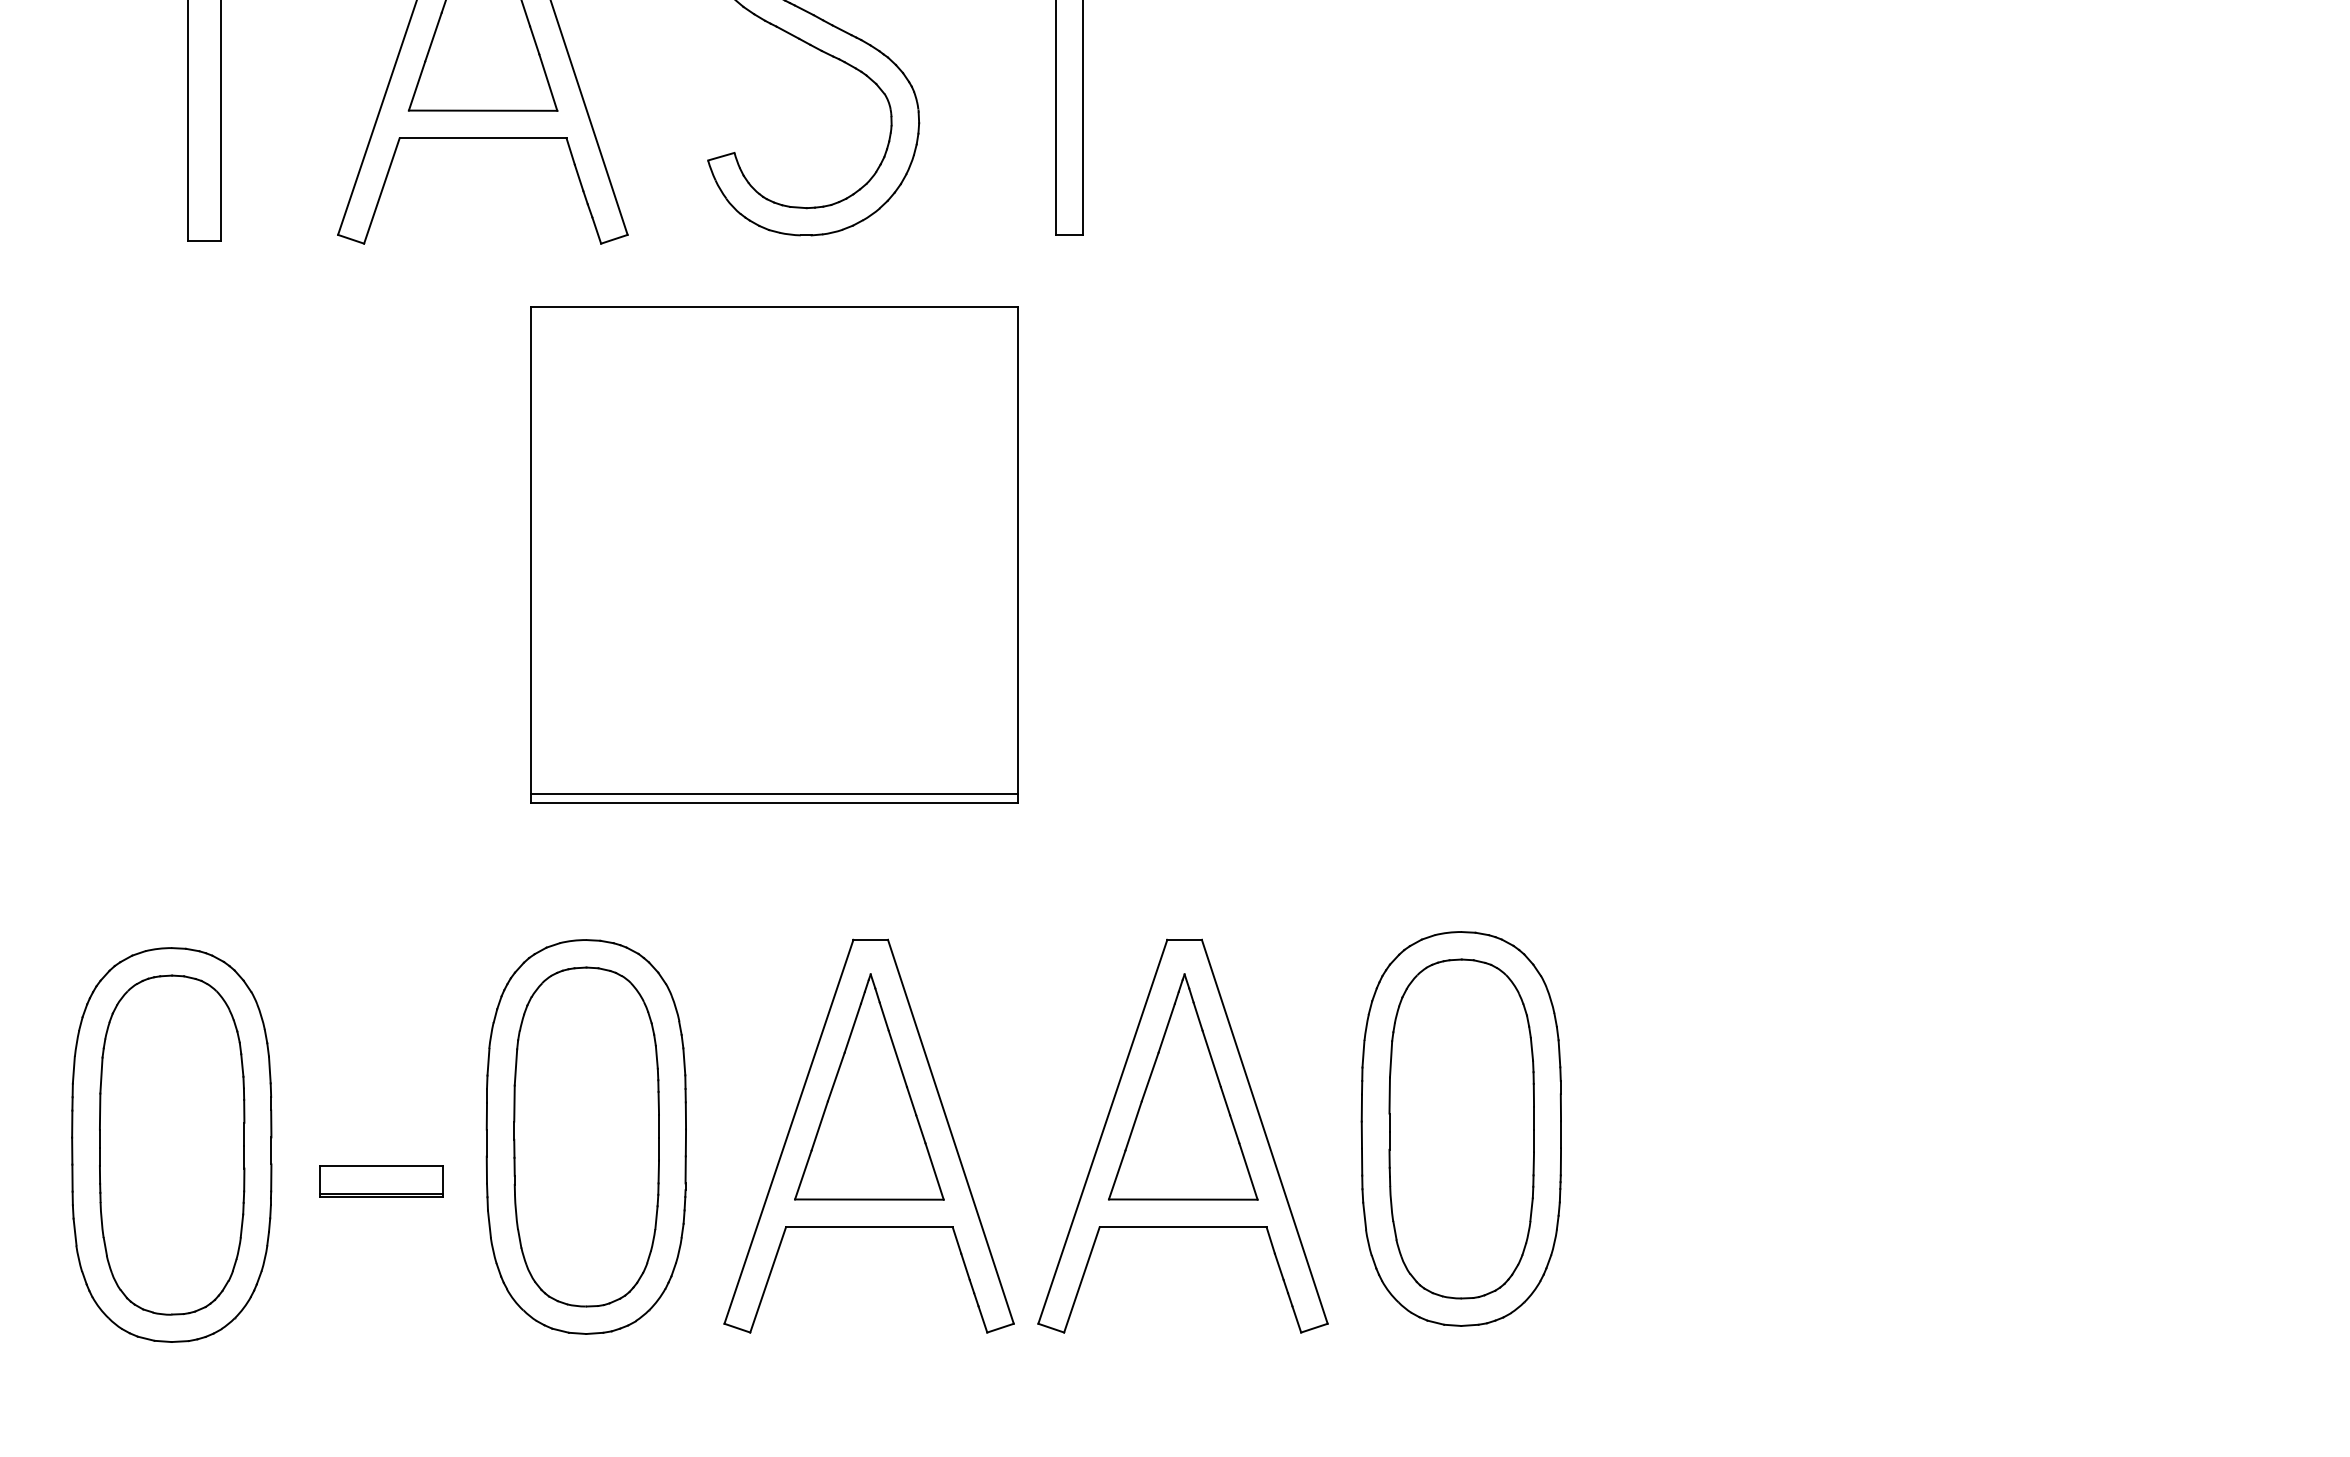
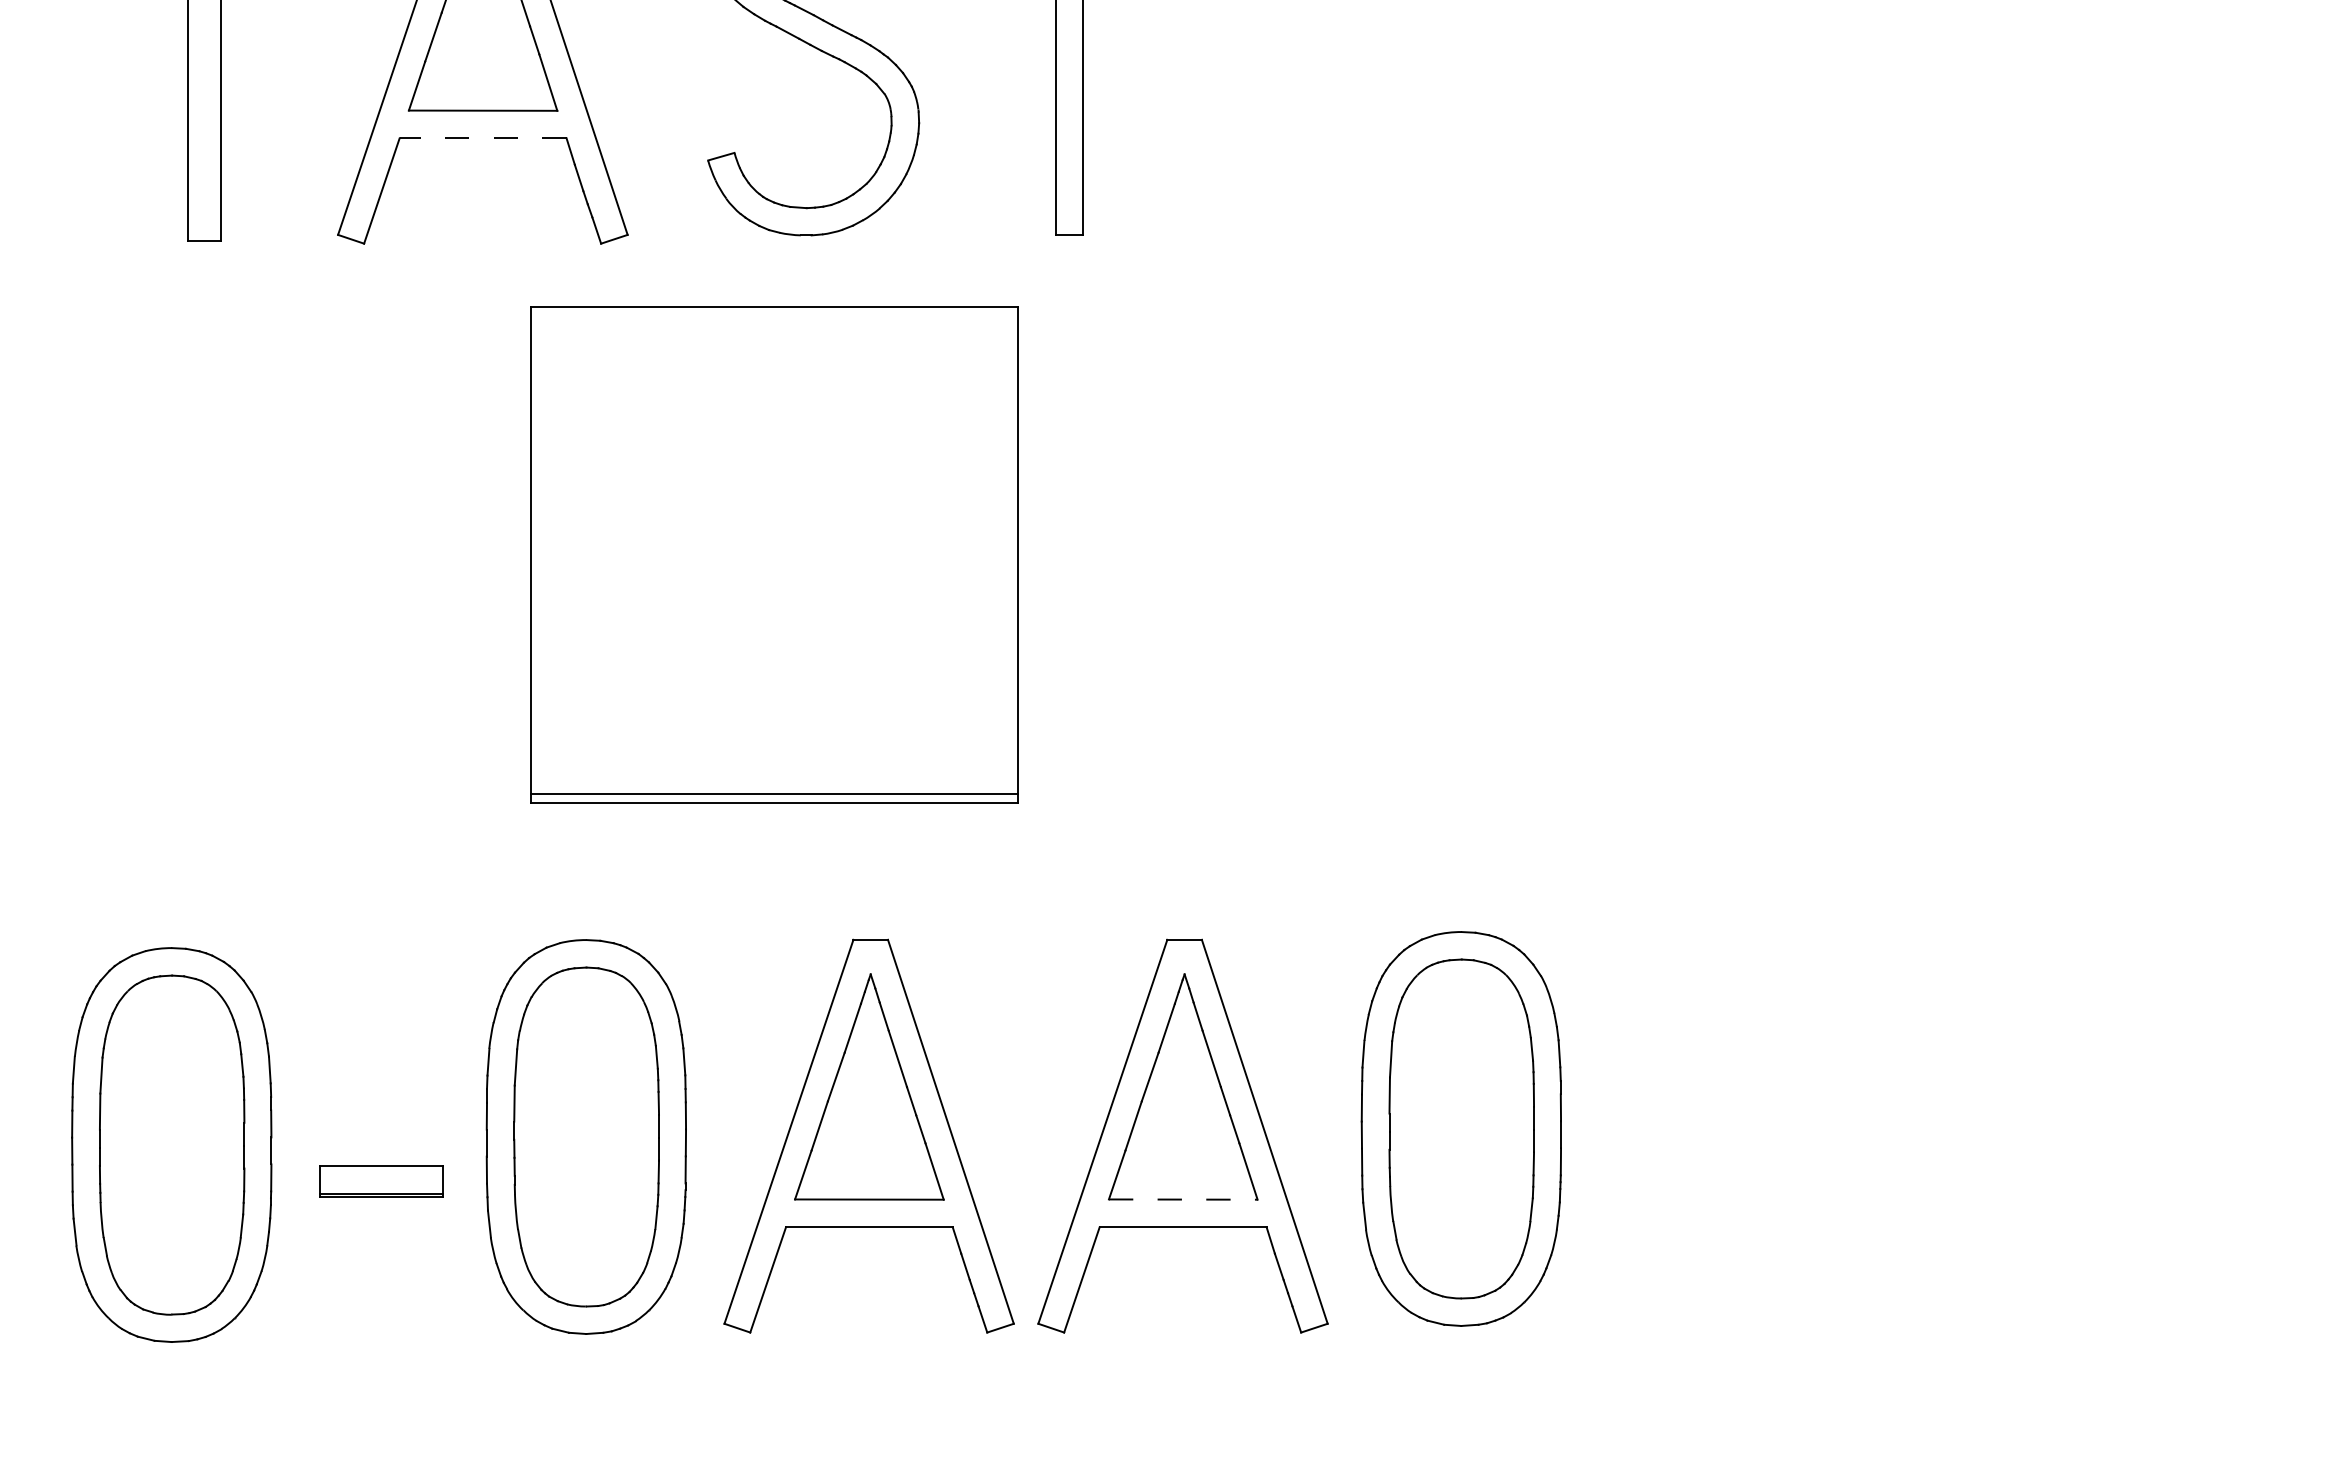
line: solid -> dashed (482, 138)
line: solid -> dashed (1183, 1199)
